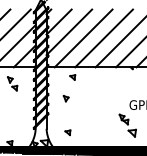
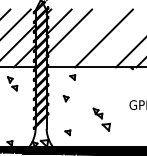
line: present -> none (83, 38)
line: present -> none (119, 43)
part position: (127, 125) -> (101, 119) (101, 119)
